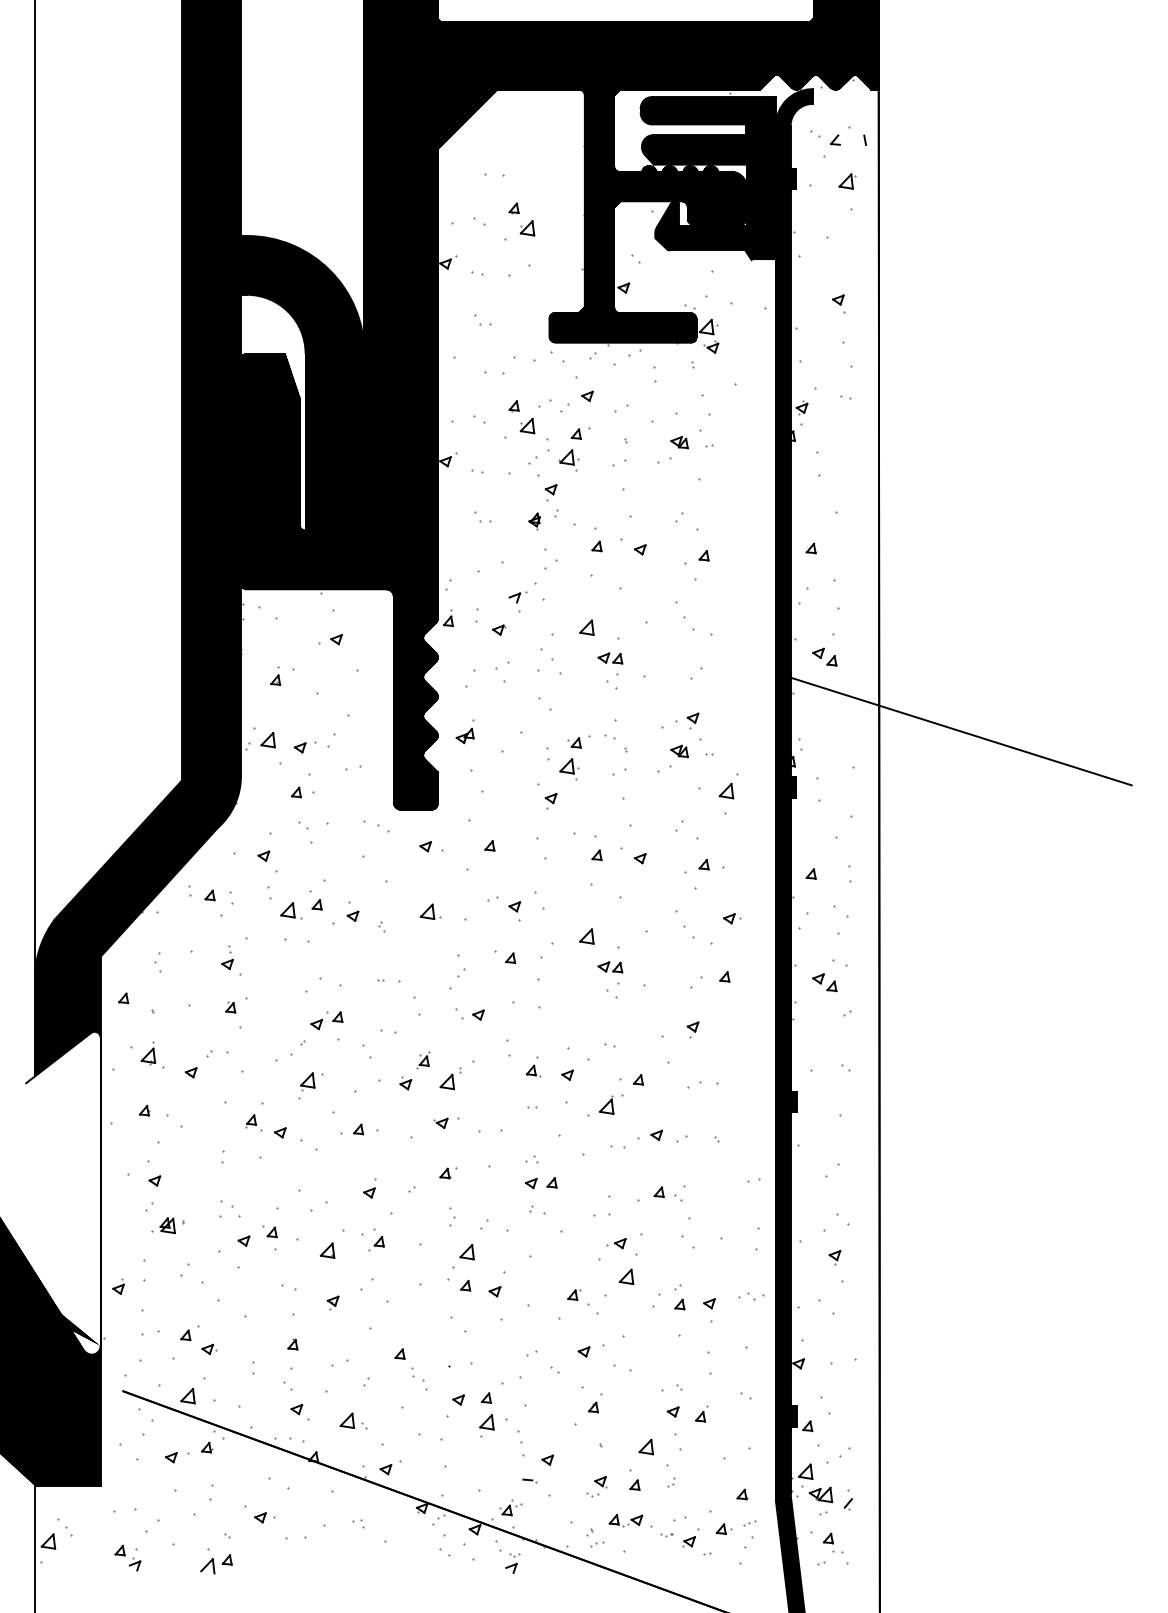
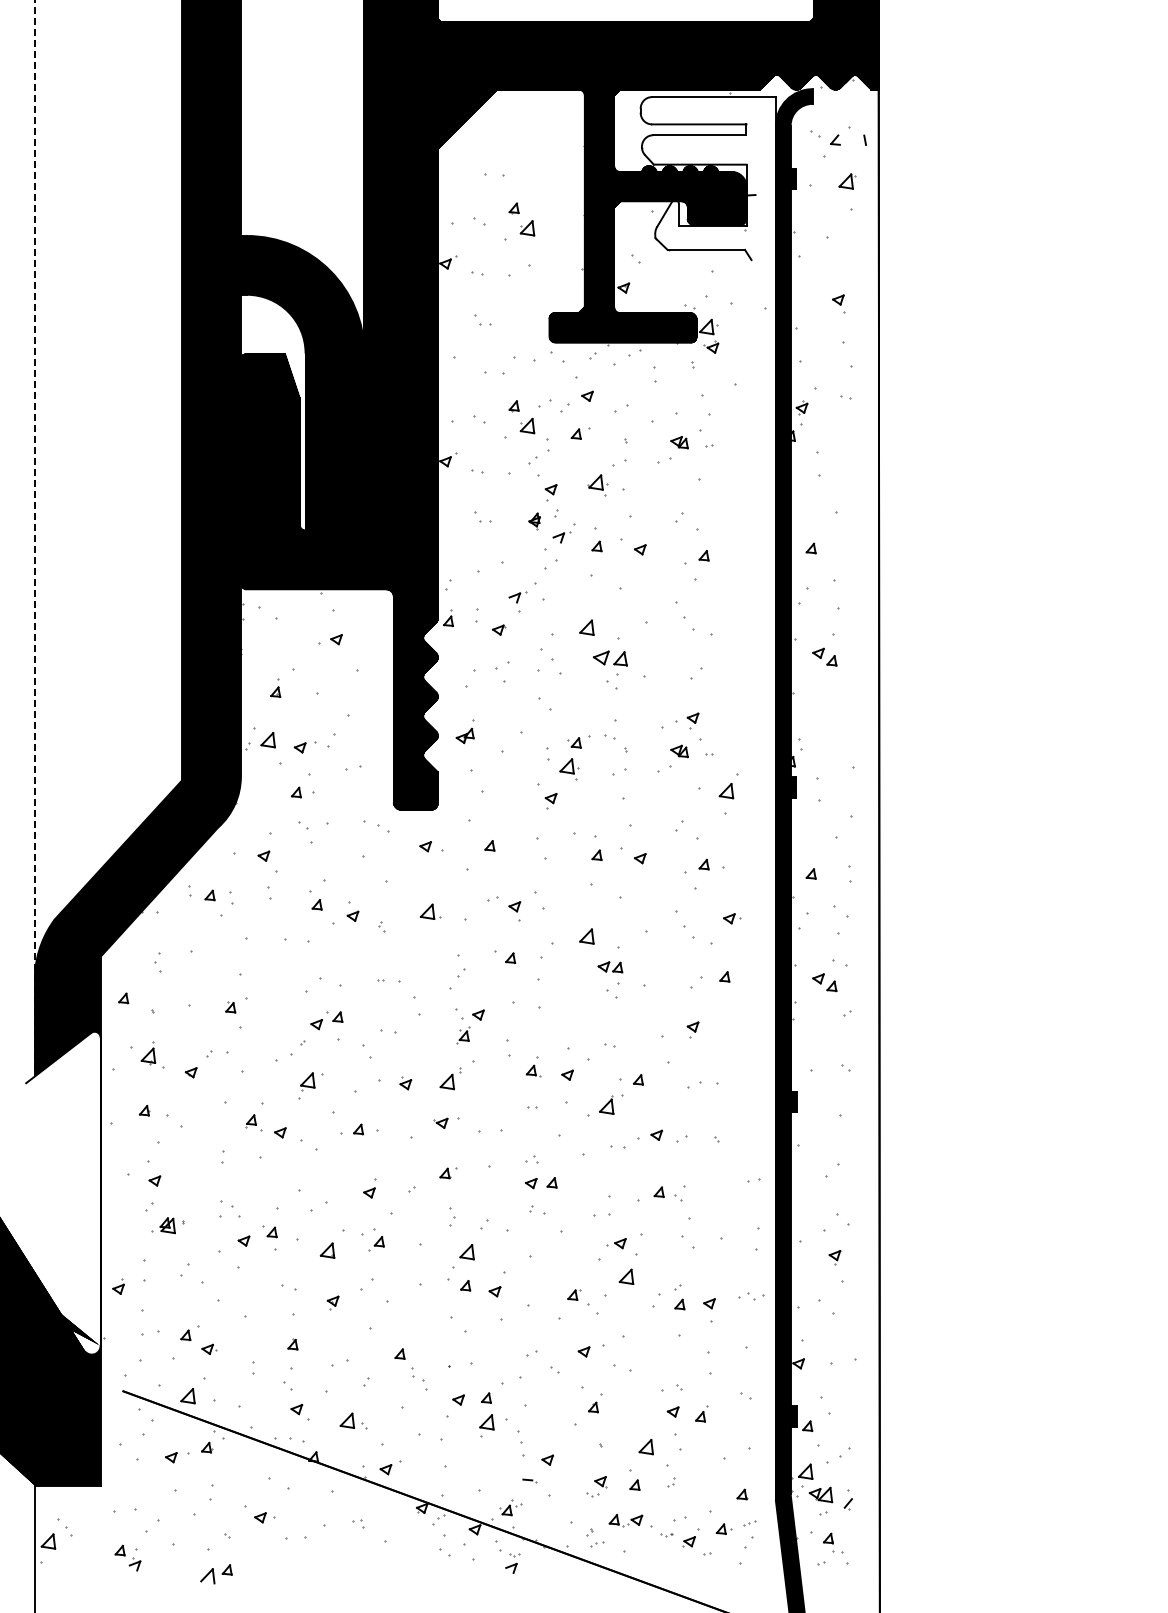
fill: present -> none (707, 178)
part position: (568, 460) -> (597, 485) (597, 485)
part: none -> present (561, 537)
line: solid -> dashed (35, 538)
part size: 27x13 px -> 36x17 px (609, 658)
part position: (275, 675) -> (275, 687) (275, 687)
line: present -> none (956, 730)
part: present -> none (291, 910)
part: present -> none (227, 957)
part position: (423, 1060) -> (463, 1035) (463, 1035)
part position: (216, 1564) -> (216, 1574) (216, 1574)
